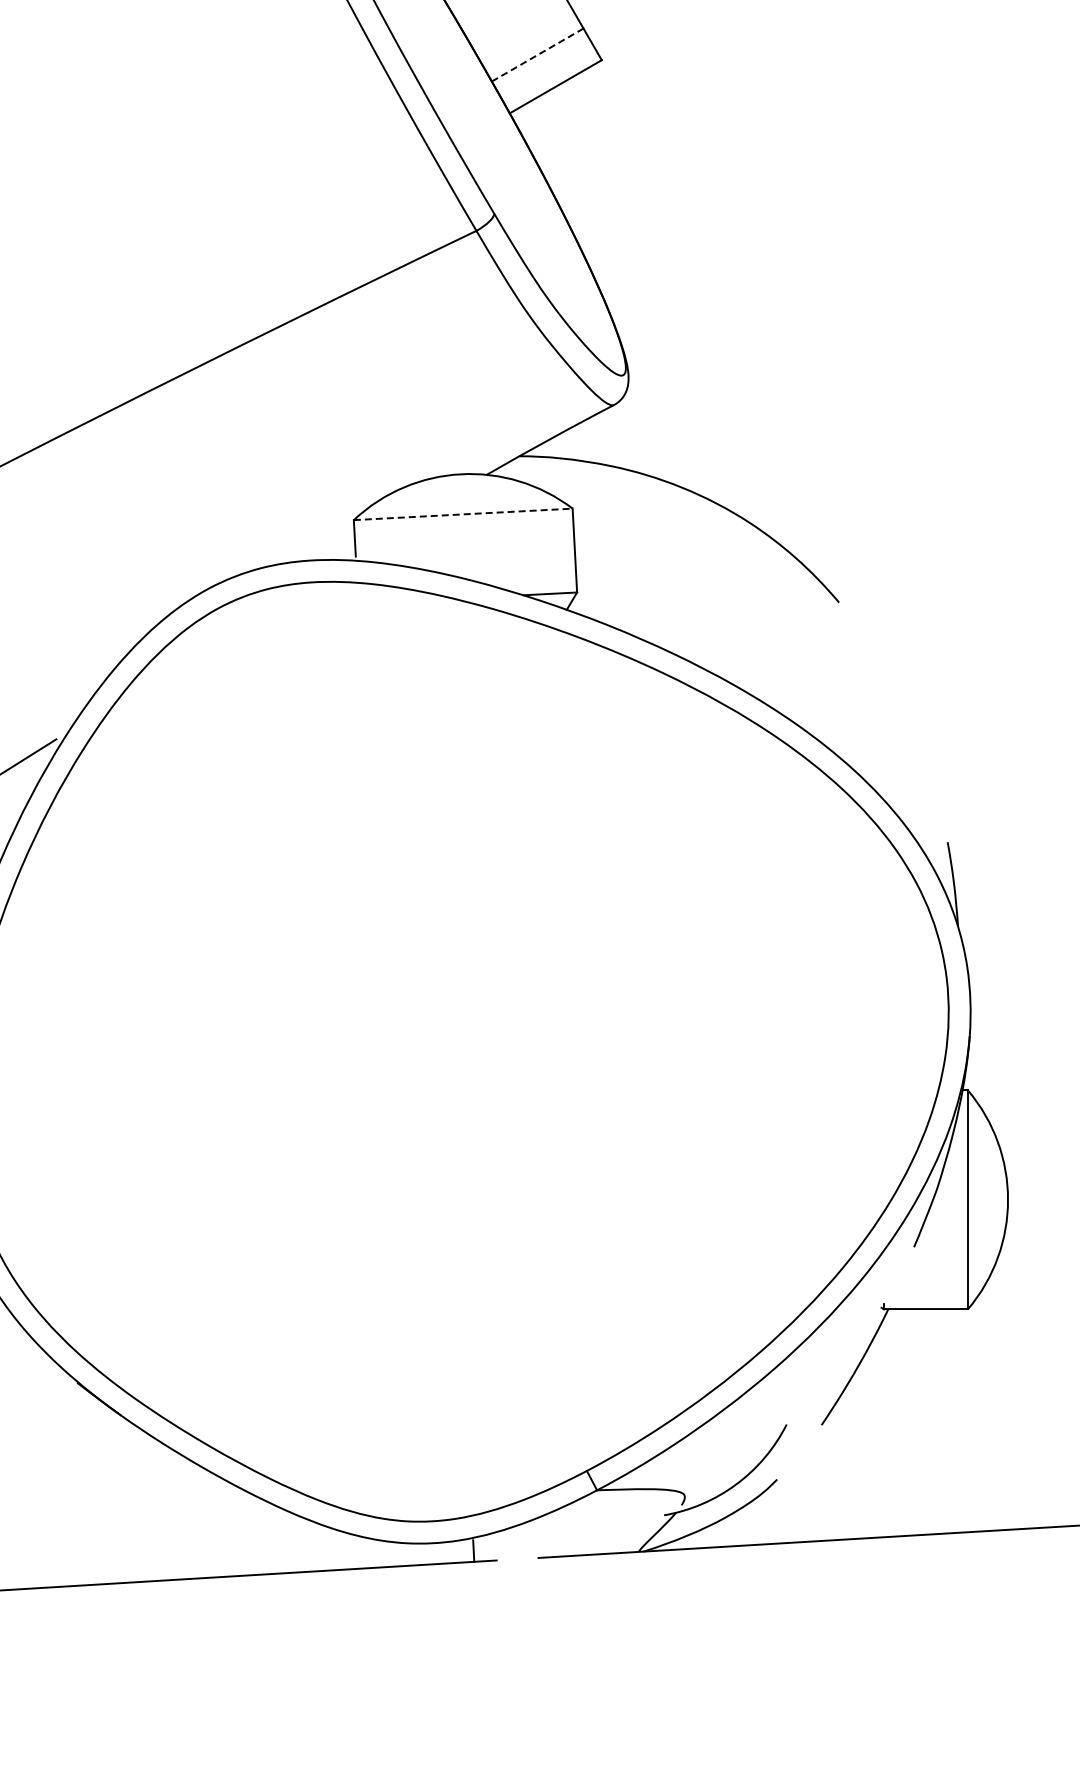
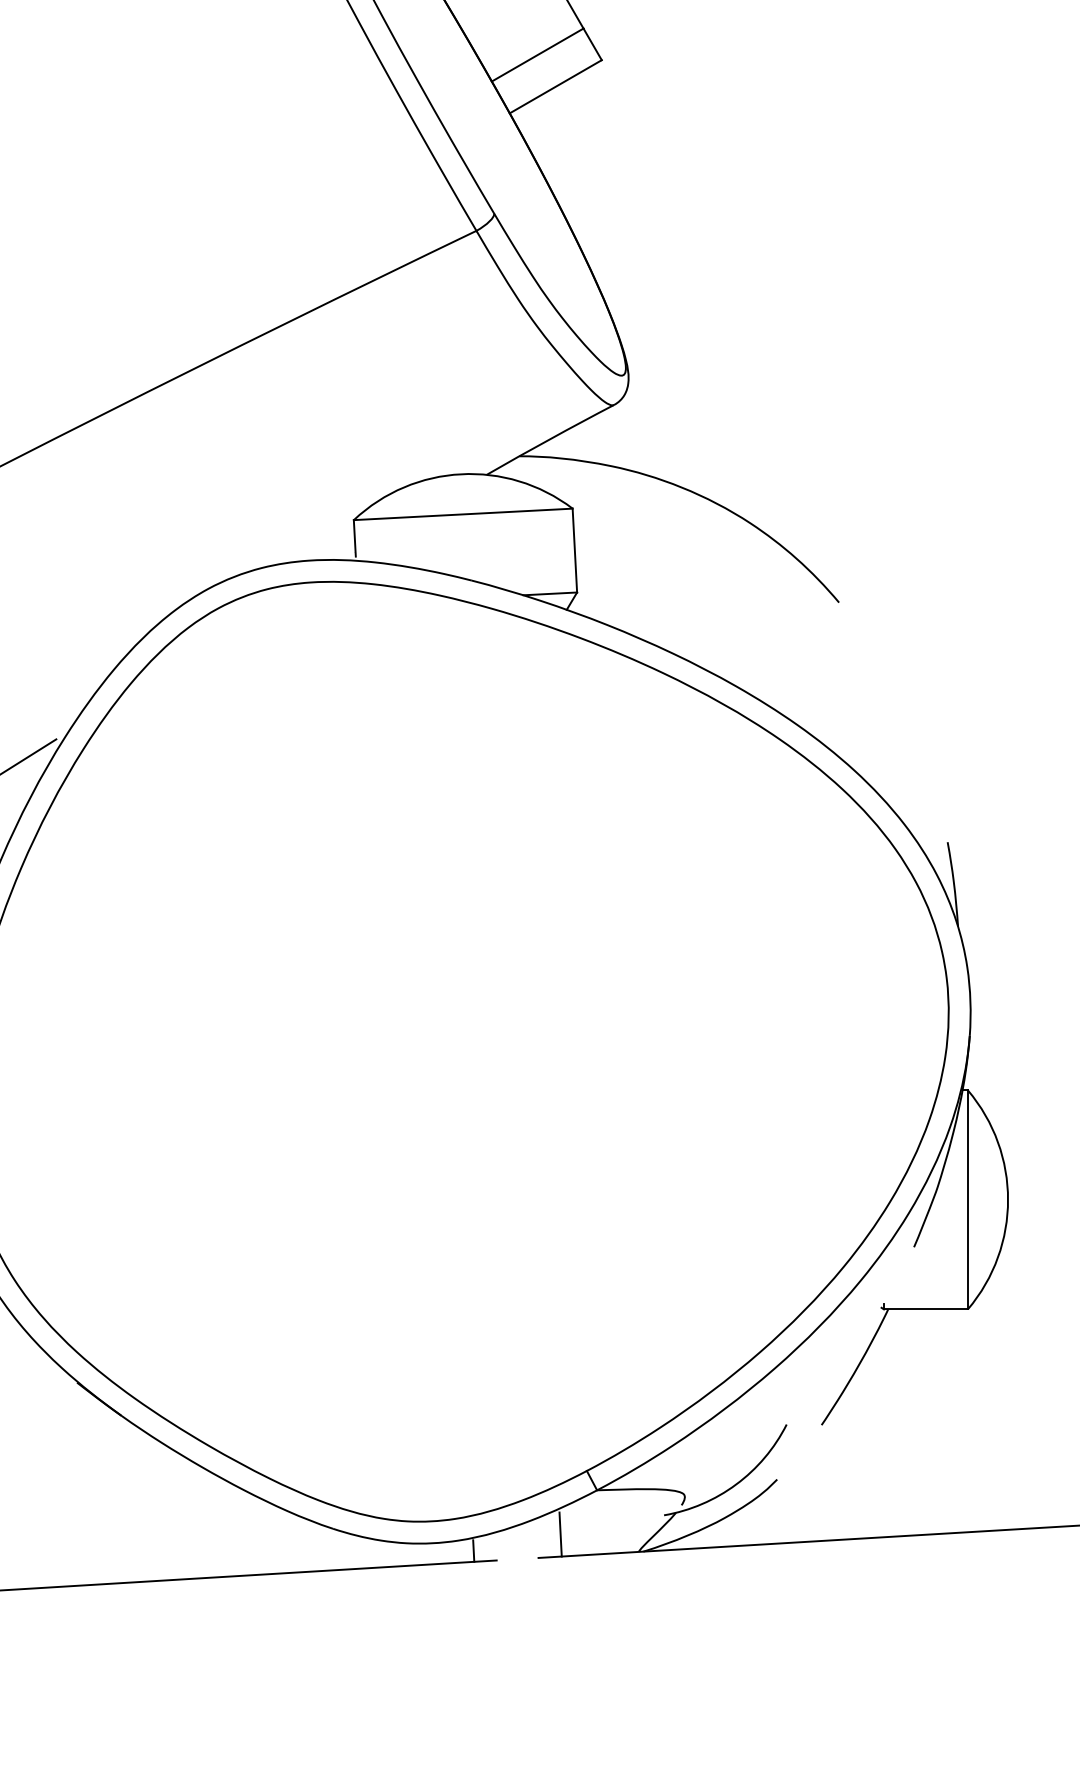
line: dashed -> solid (537, 55)
line: dashed -> solid (463, 514)
line: none -> present (560, 1534)
